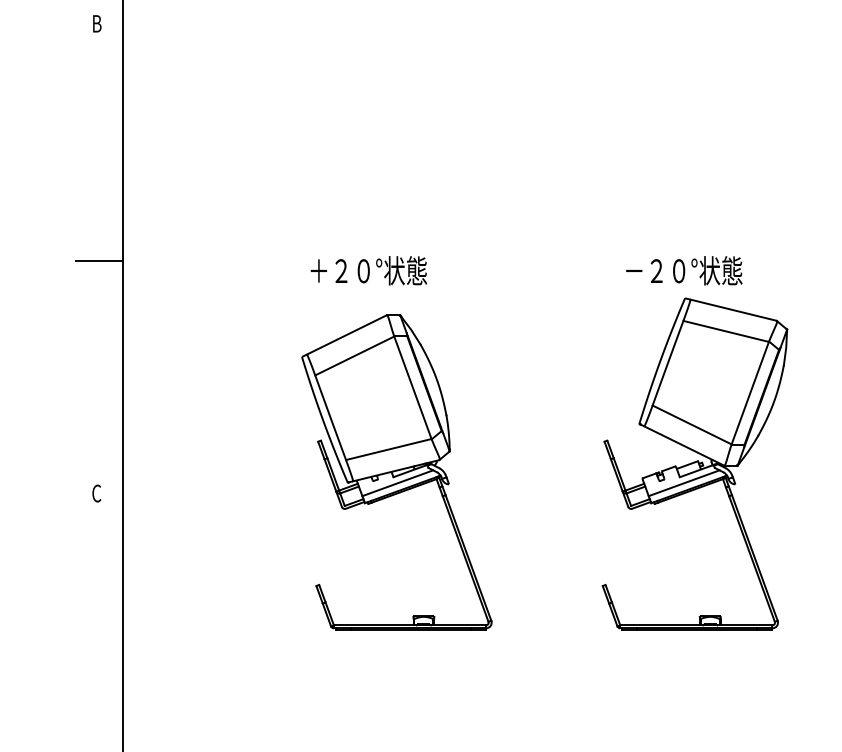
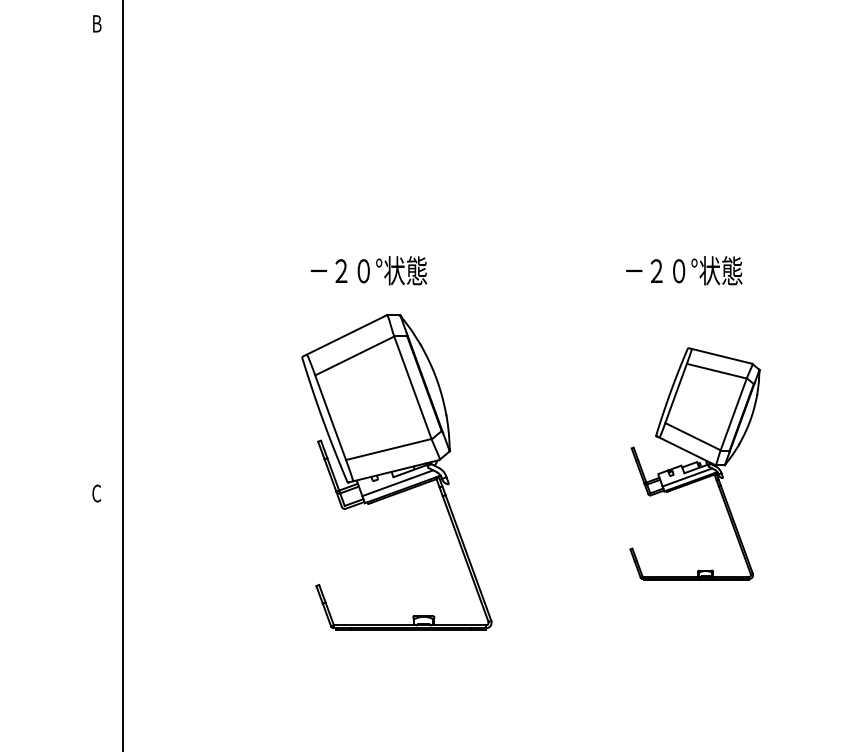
line: present -> none (98, 261)
text: ＋２０°状態 -> －２０°状態 (318, 270)
part size: 188x334 px -> 132x234 px (694, 463)
